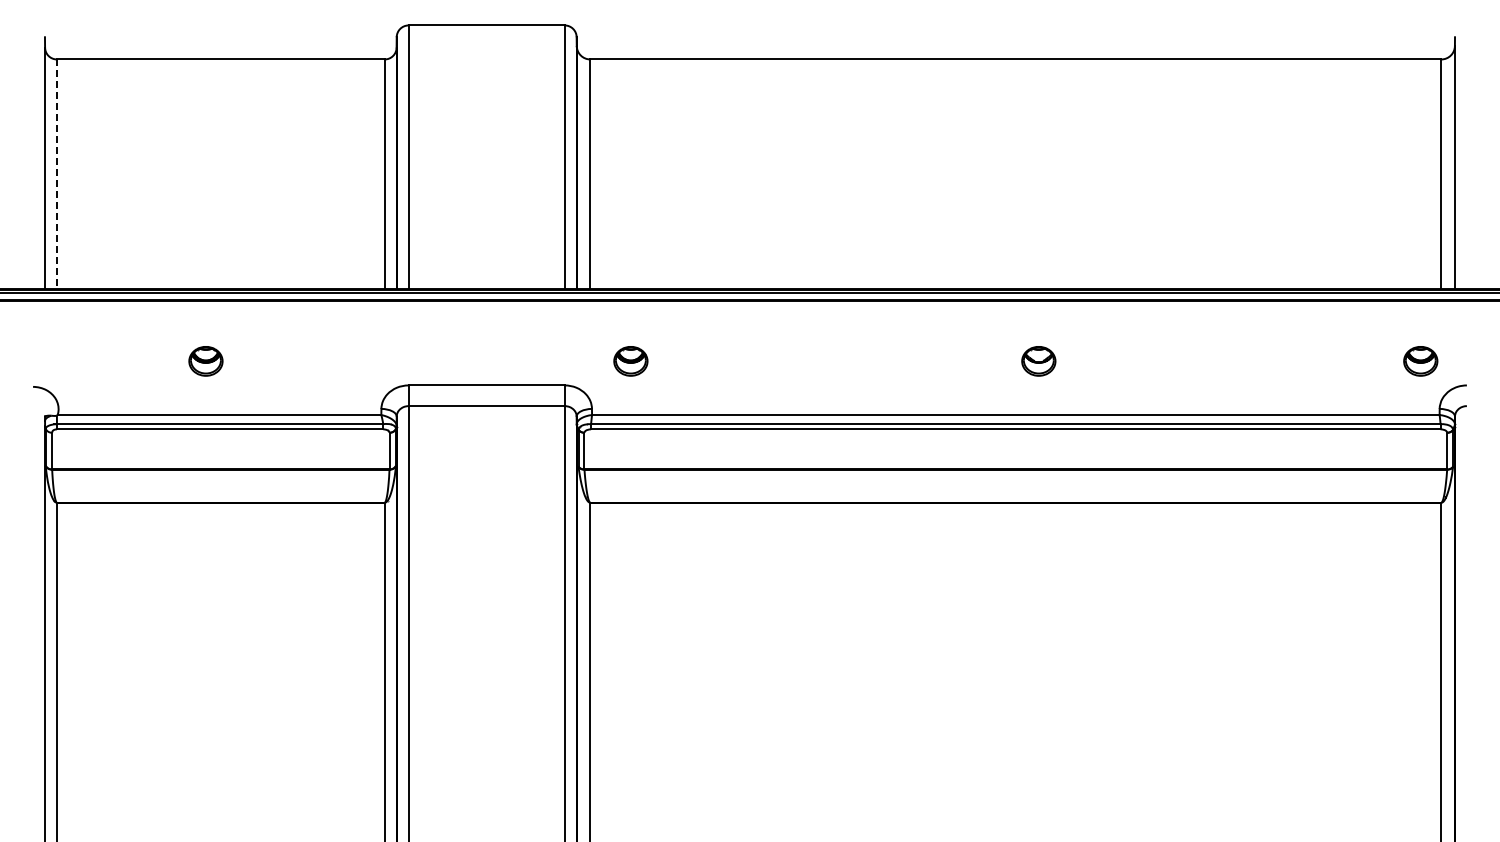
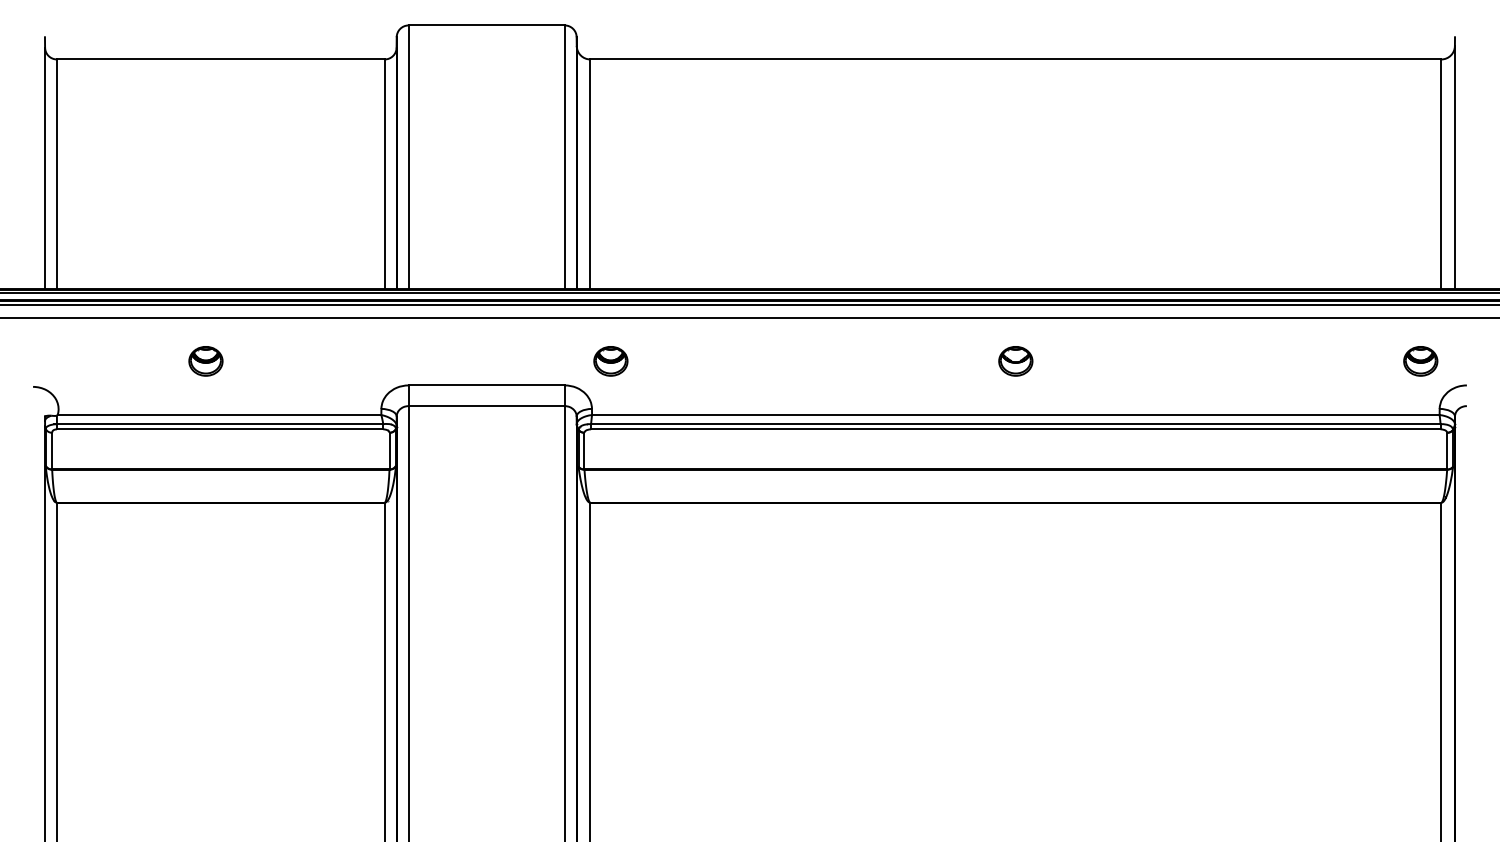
line: dashed -> solid (56, 174)
line: none -> present (749, 304)
line: none -> present (749, 318)
part position: (630, 361) -> (610, 361) (610, 361)
part position: (1038, 361) -> (1015, 361) (1015, 361)
